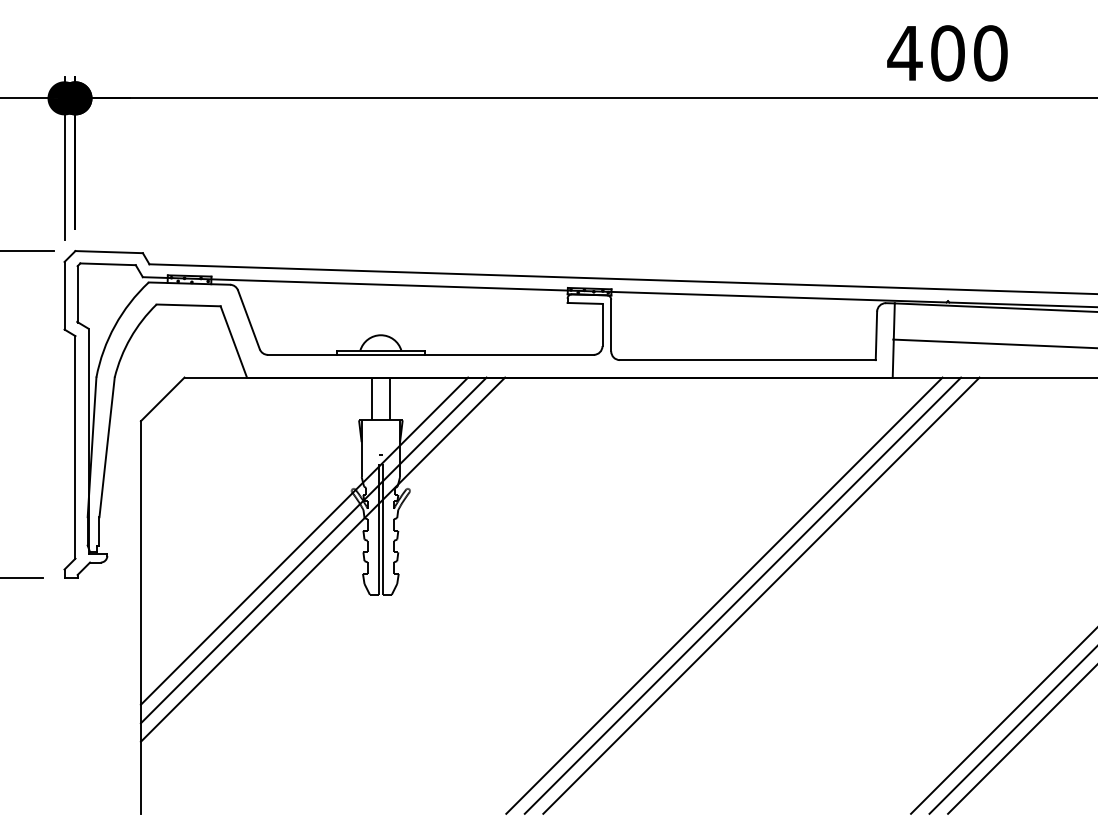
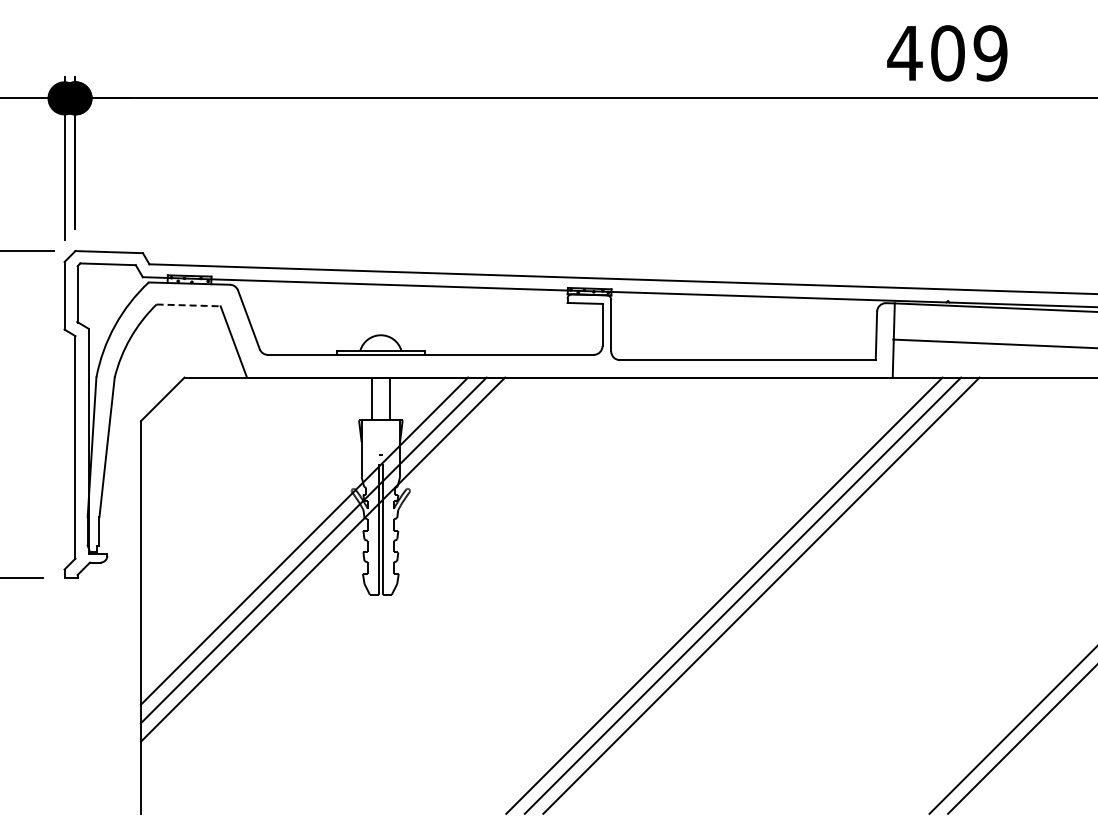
text: 400 -> 409 (990, 53)
line: solid -> dashed (189, 305)
line: present -> none (1002, 721)
